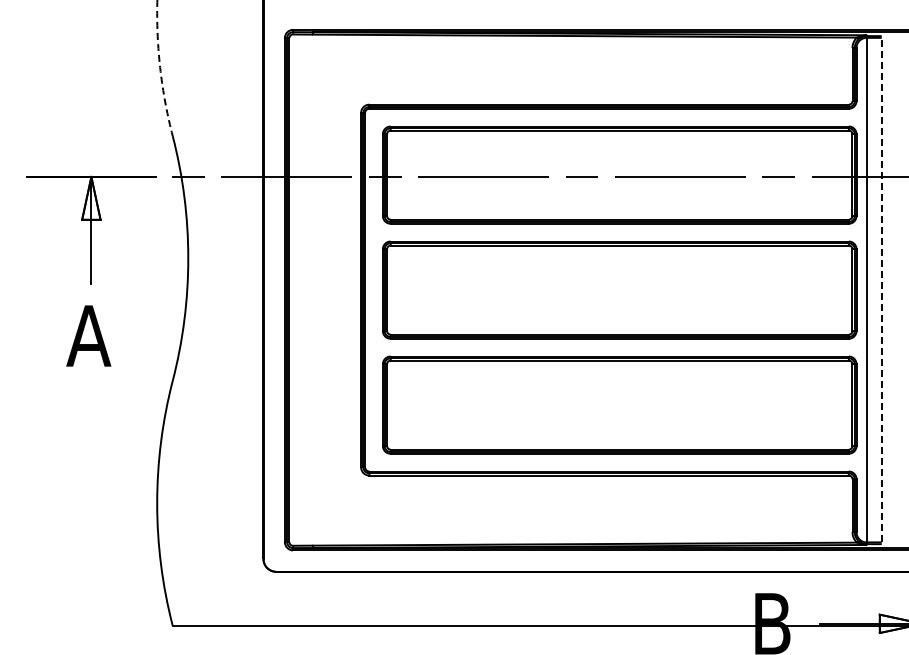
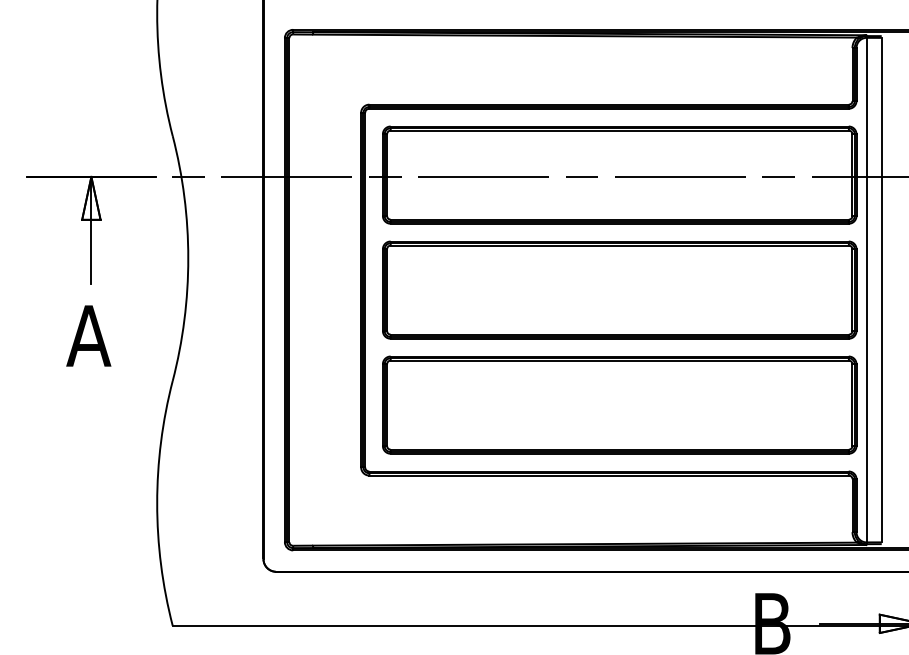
arc: dashed -> solid (160, 68)
line: dashed -> solid (881, 289)
